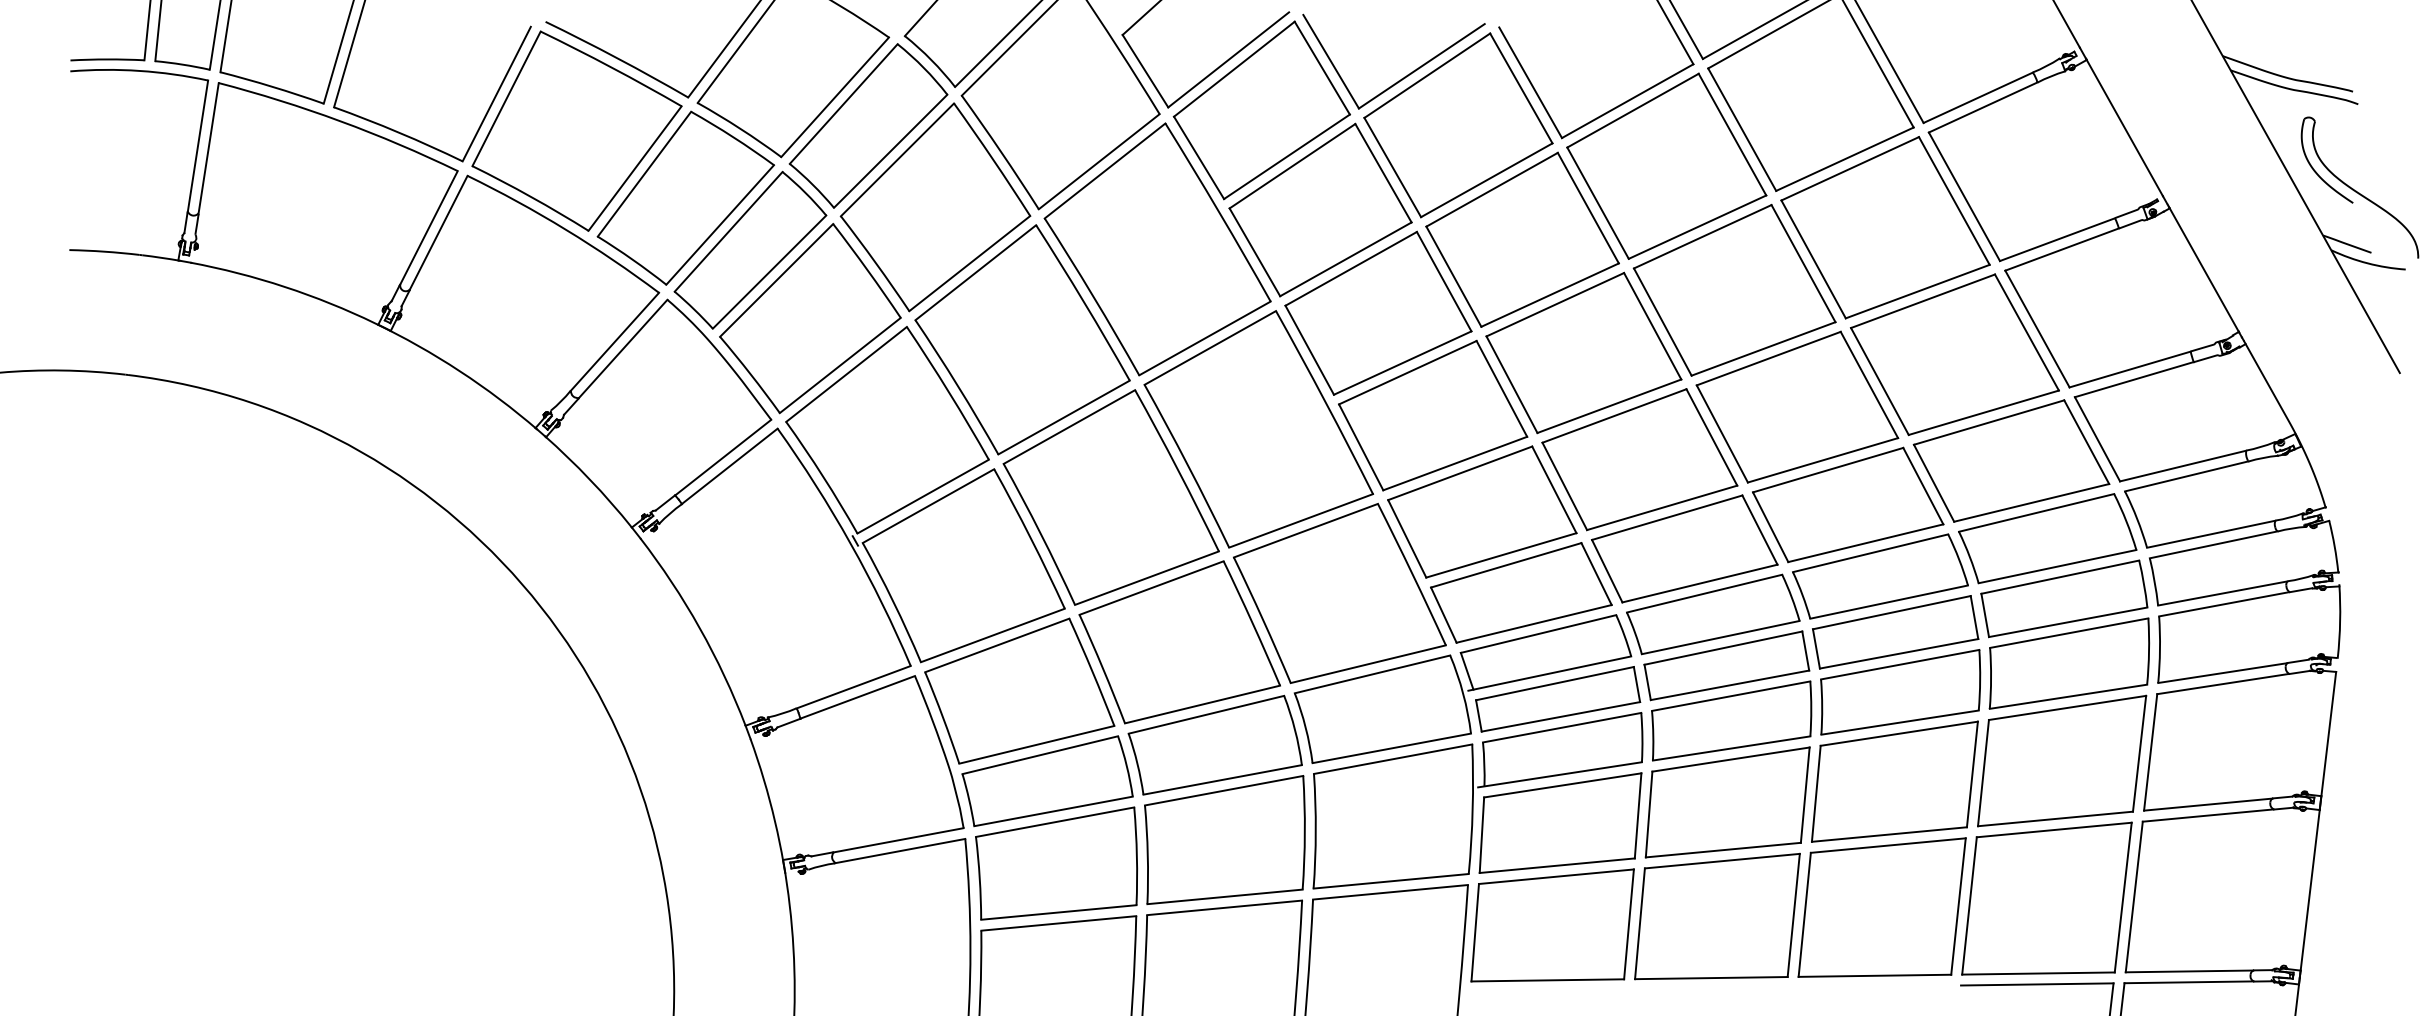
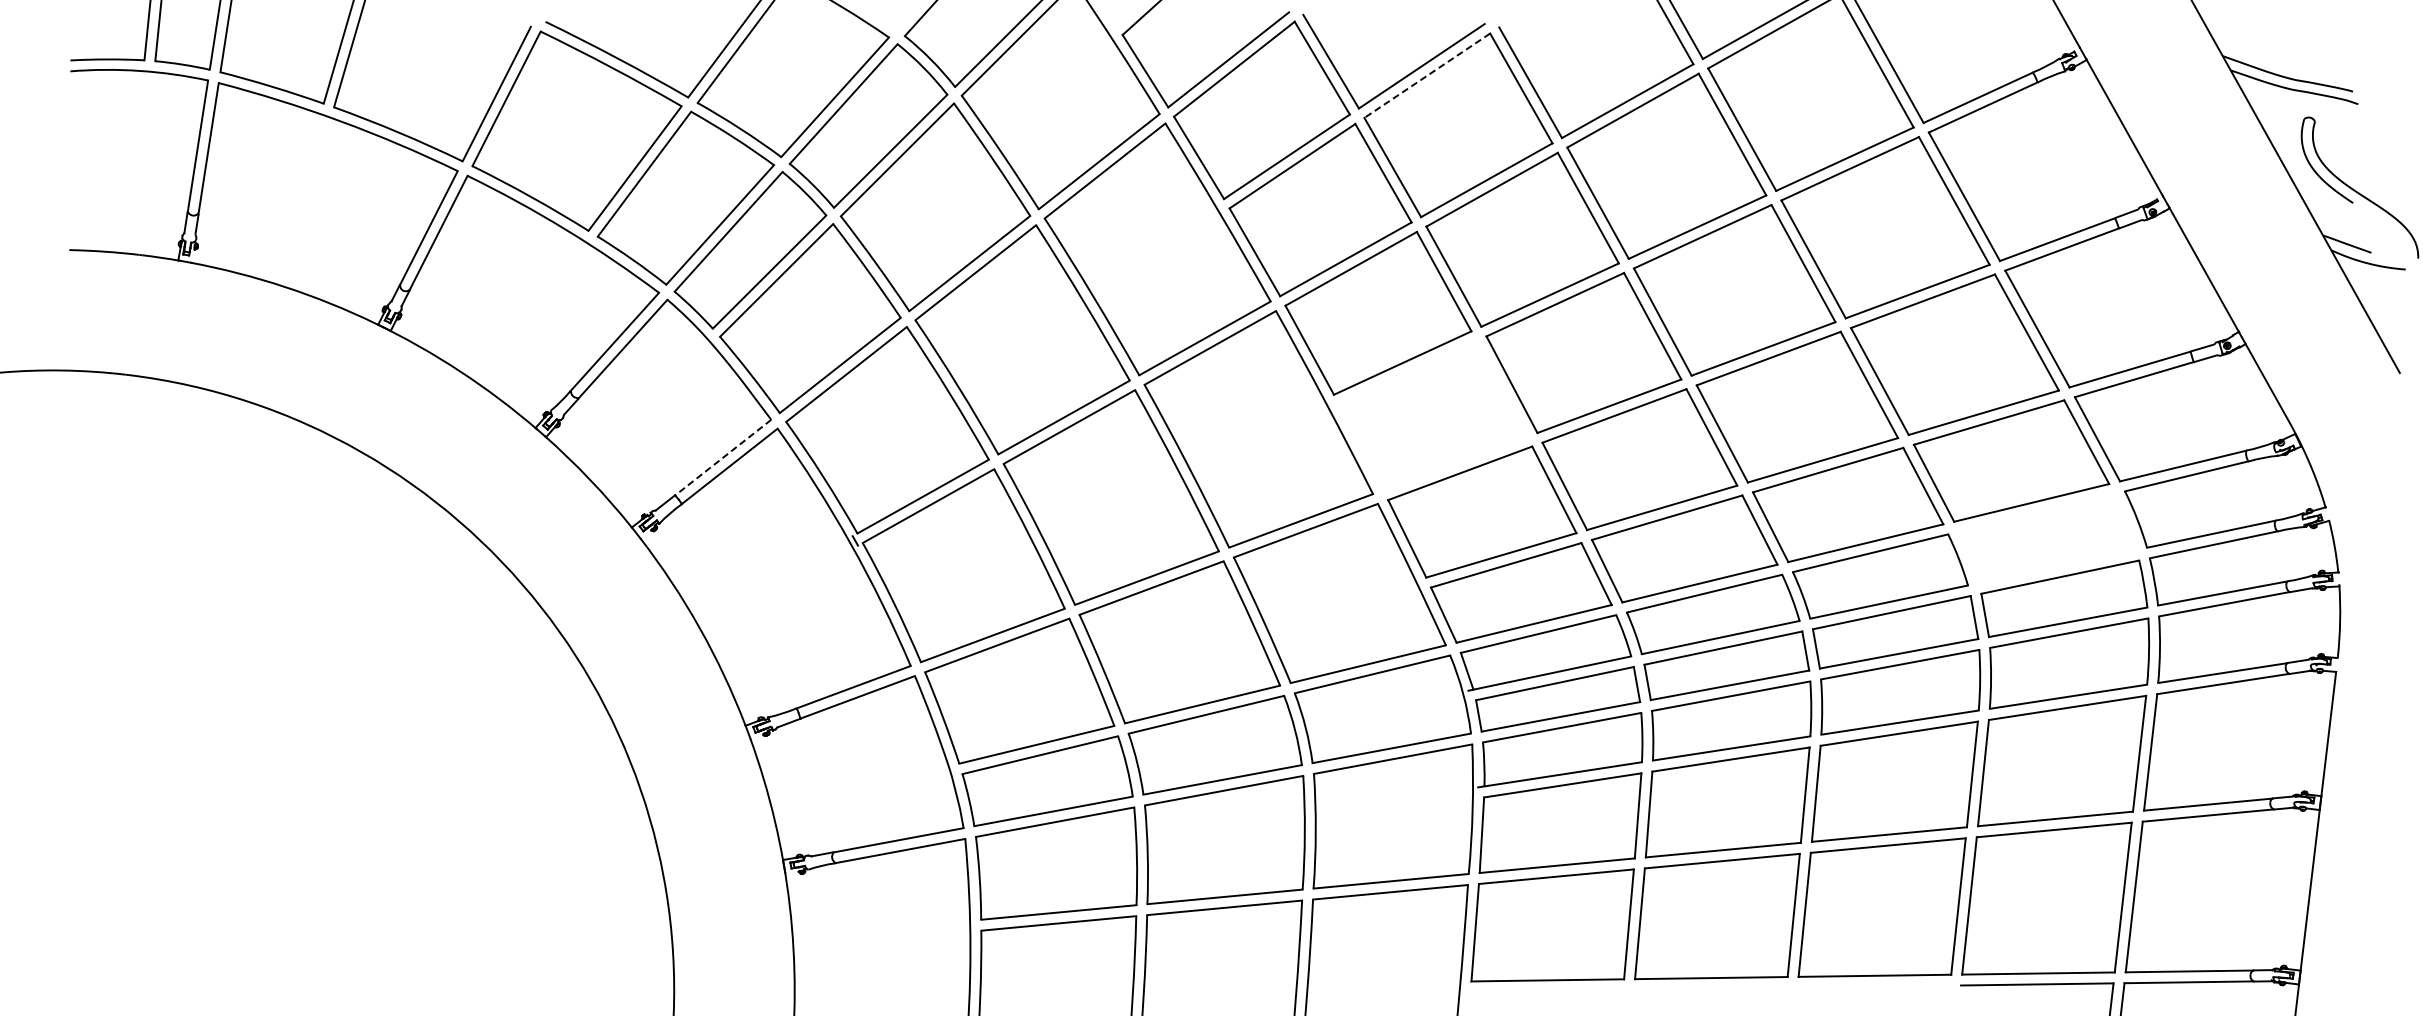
line: solid -> dashed (1427, 75)
part: present -> none (1433, 415)
line: solid -> dashed (722, 457)
part: present -> none (2047, 538)
